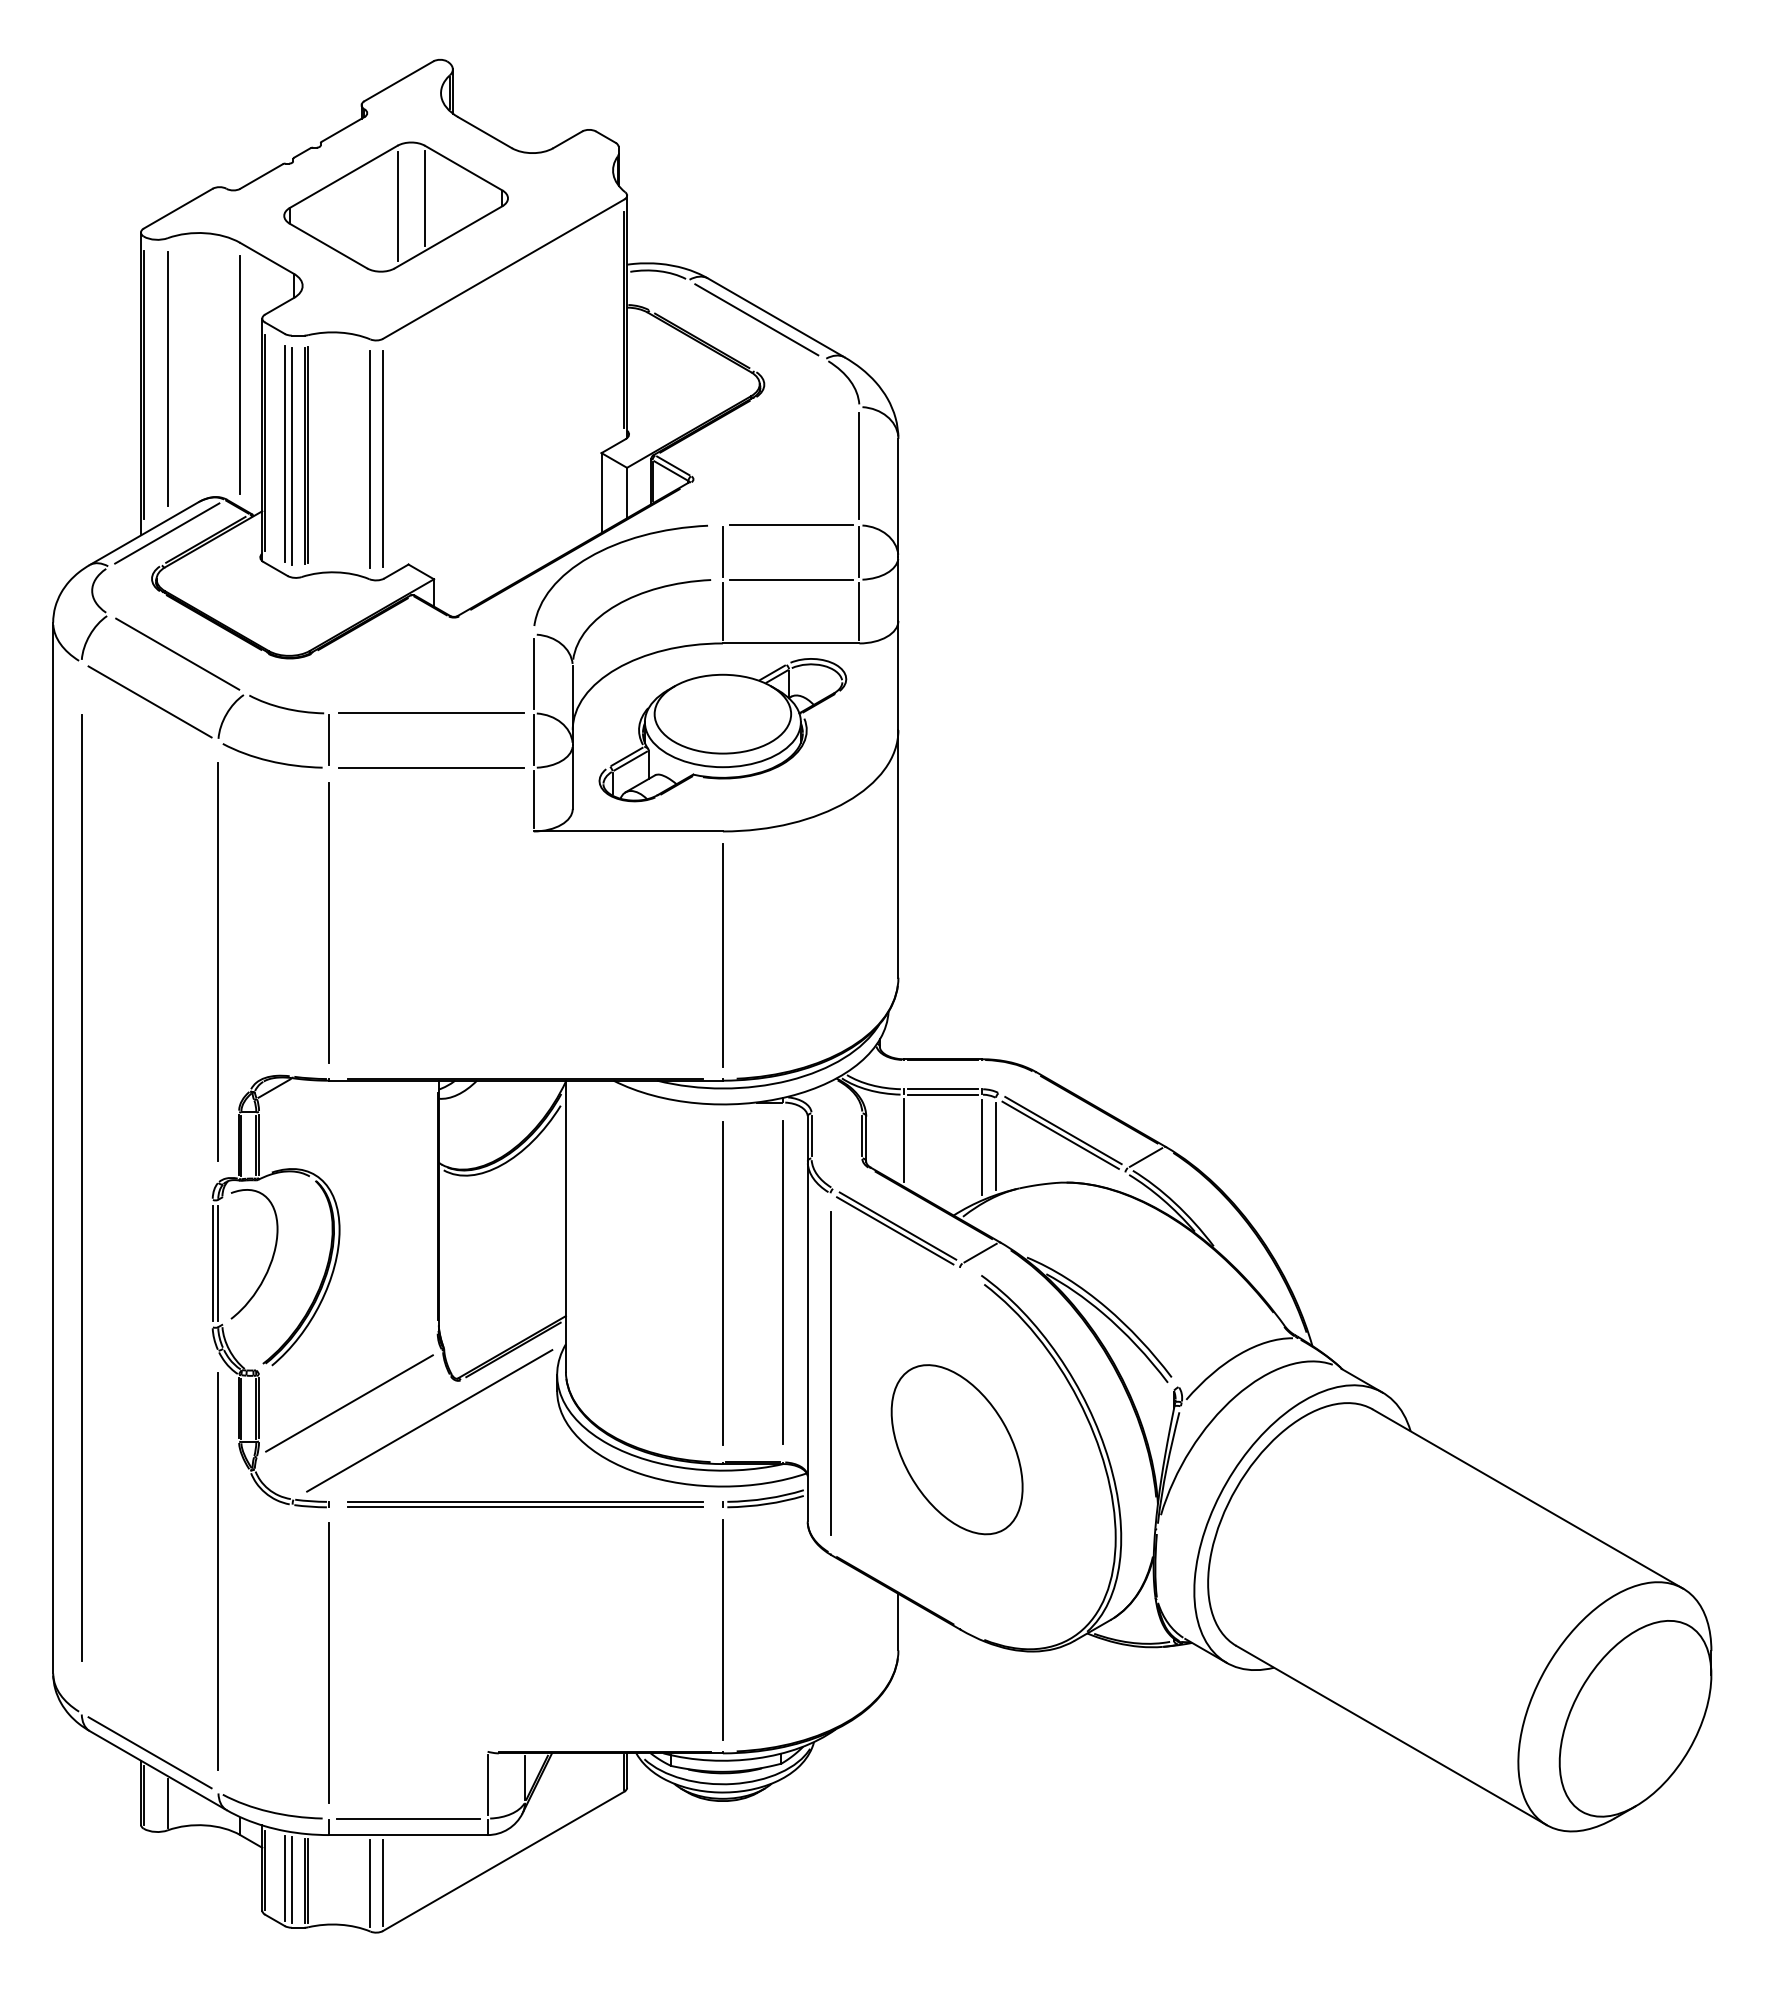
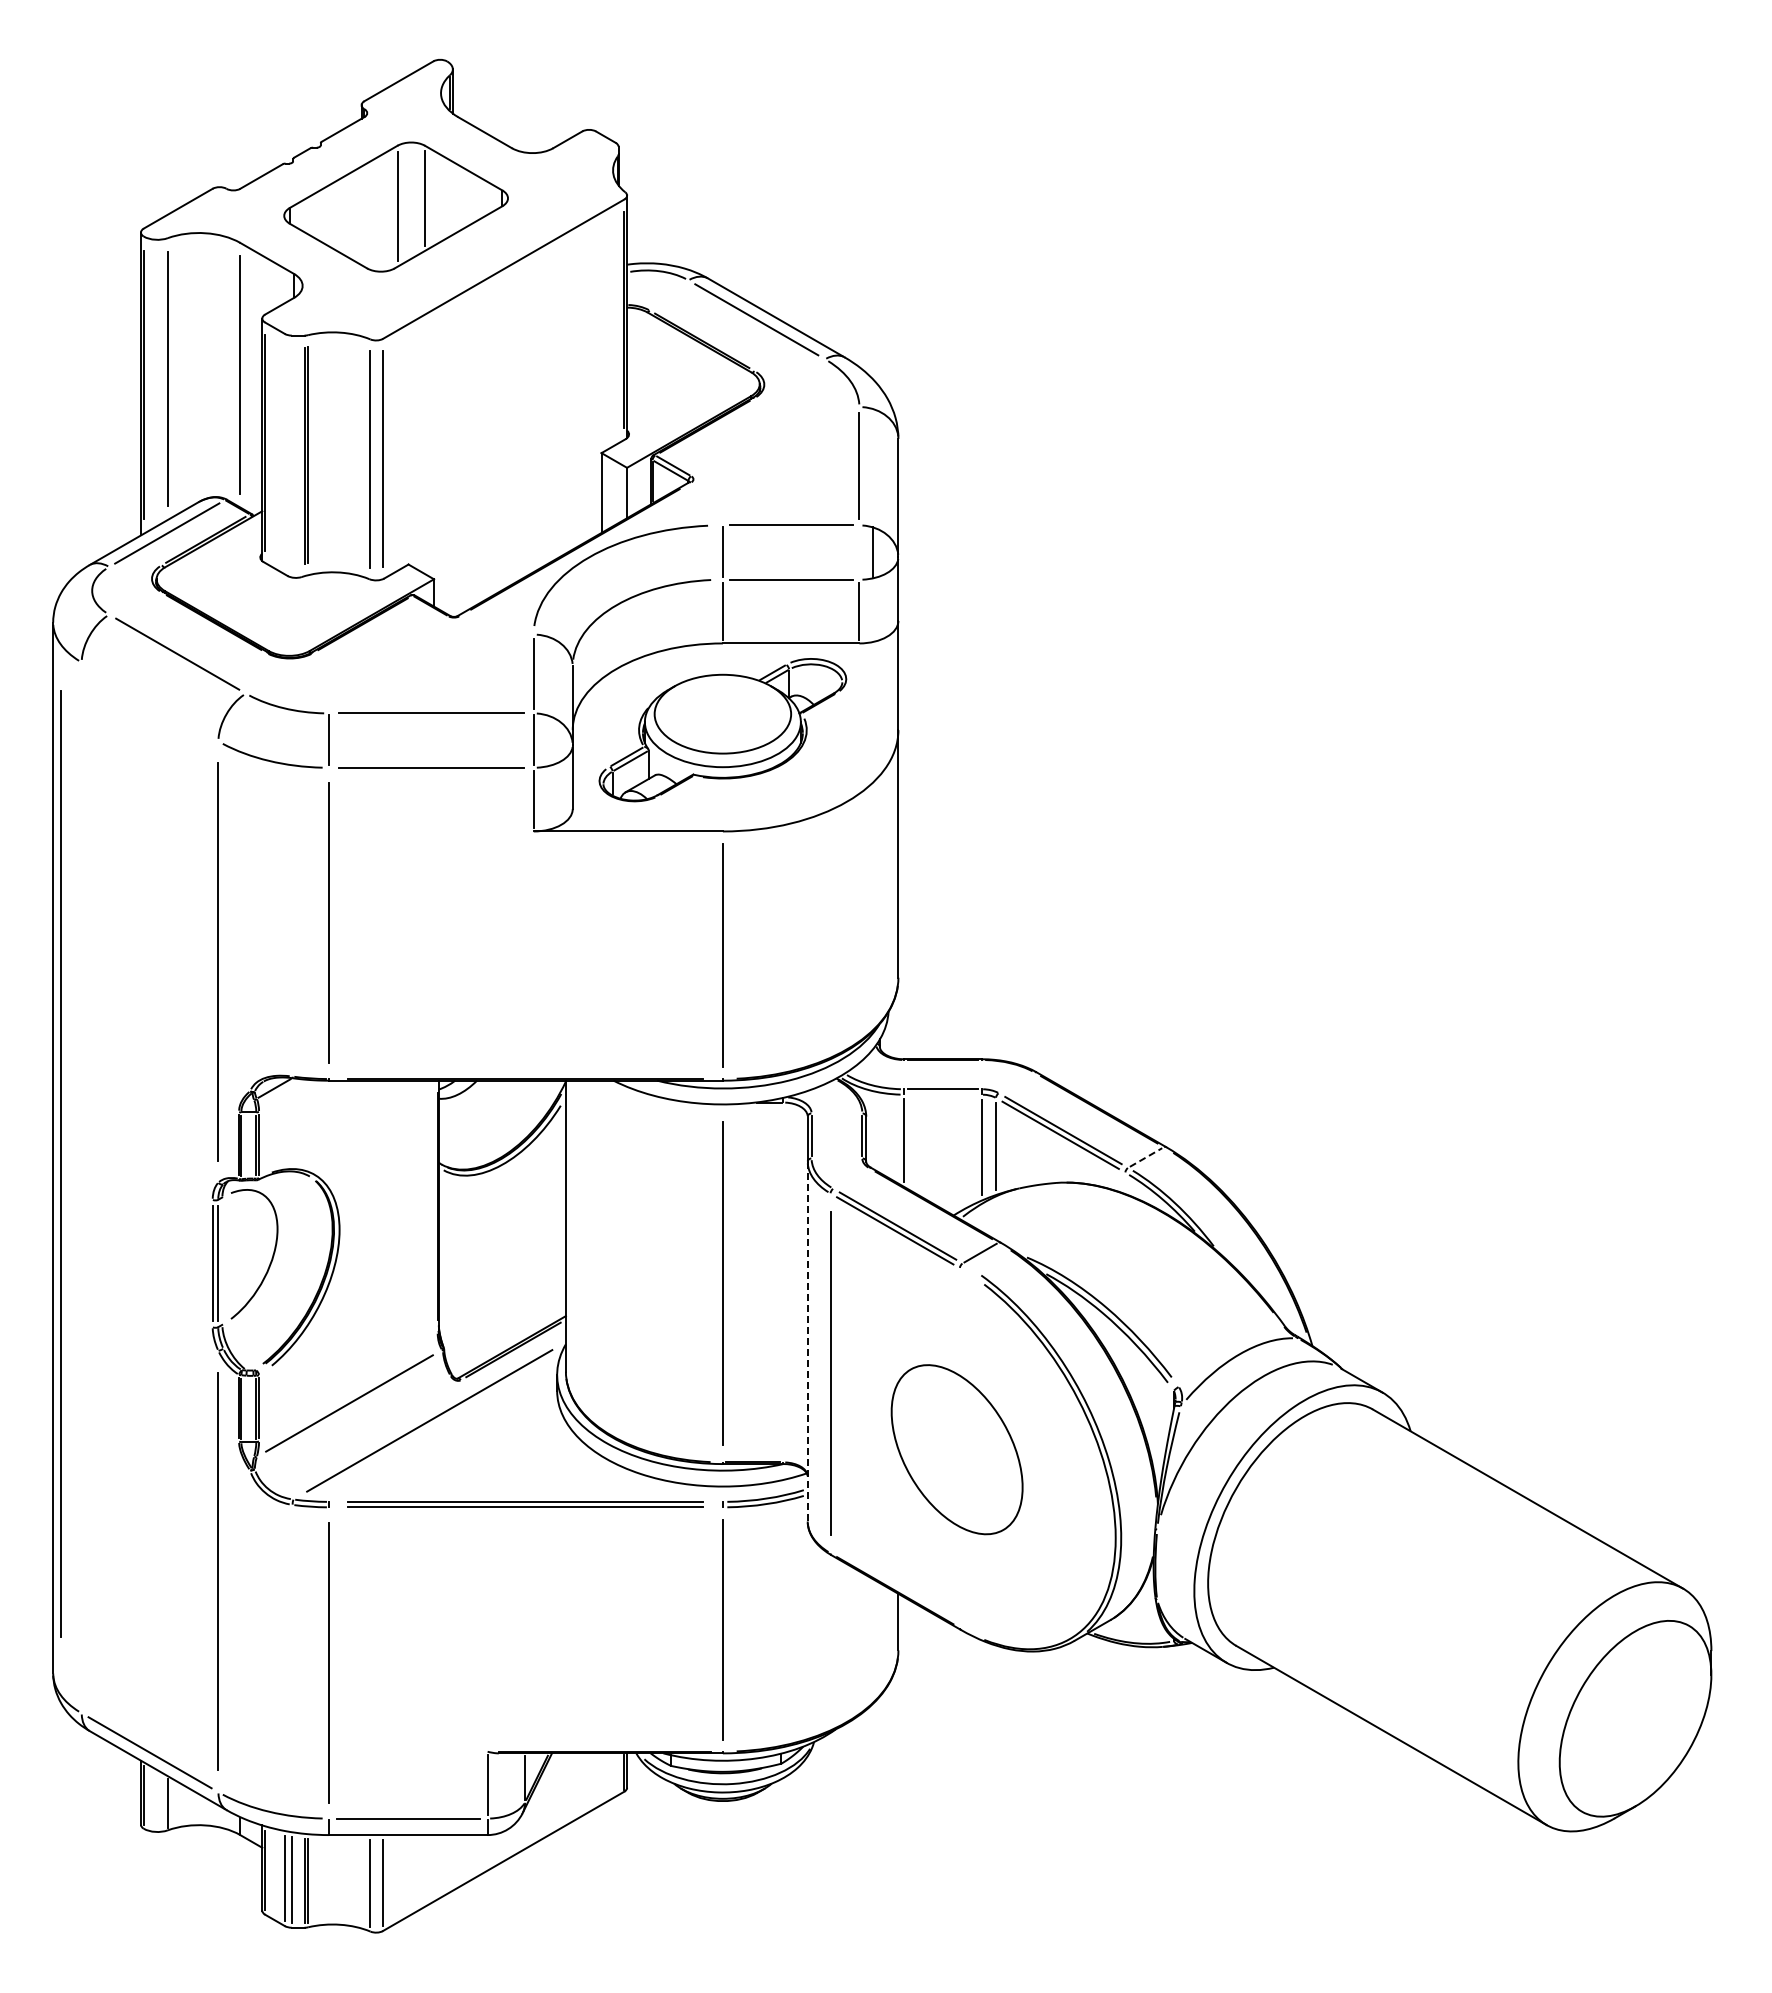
part: present -> none (288, 455)
line position: (859, 552) -> (873, 552) (873, 552)
line: present -> none (149, 701)
line: present -> none (943, 1094)
line: solid -> dashed (1146, 1157)
line position: (81, 1187) -> (60, 1163) (60, 1163)
line: present -> none (782, 1282)
line: solid -> dashed (807, 1341)
